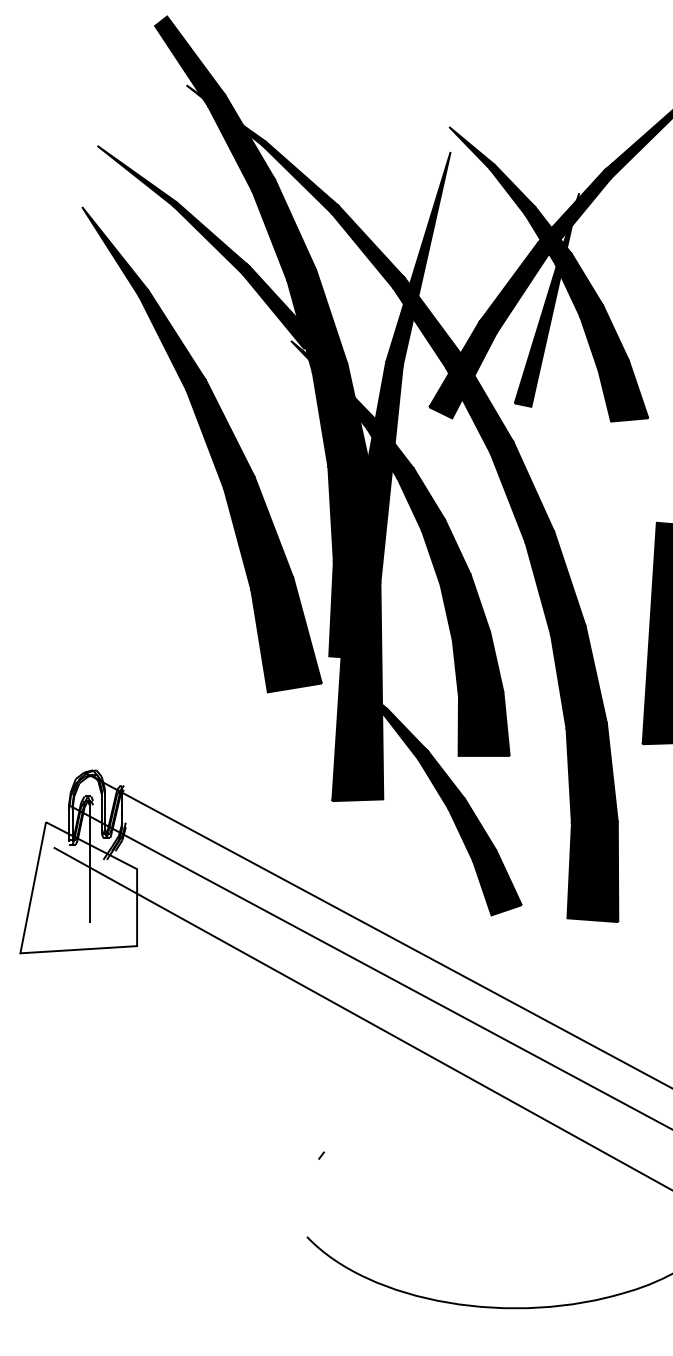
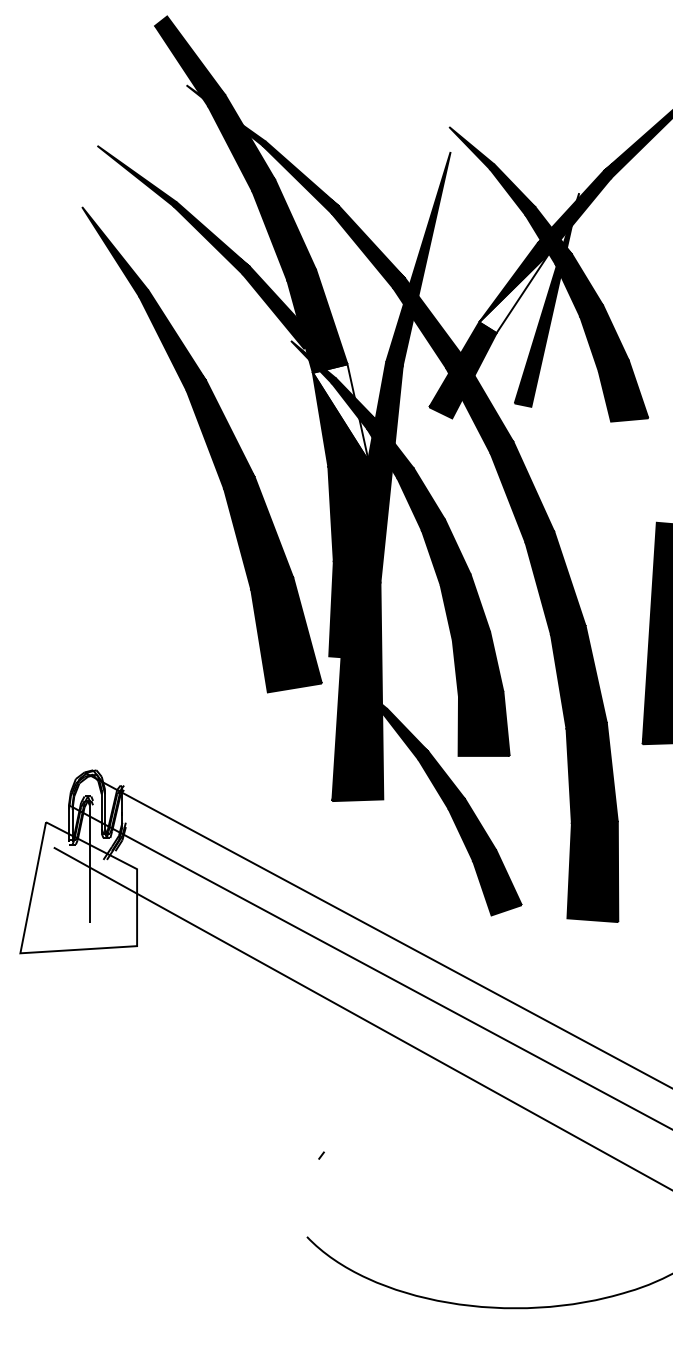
fill: present -> none (514, 292)
fill: present -> none (340, 412)
